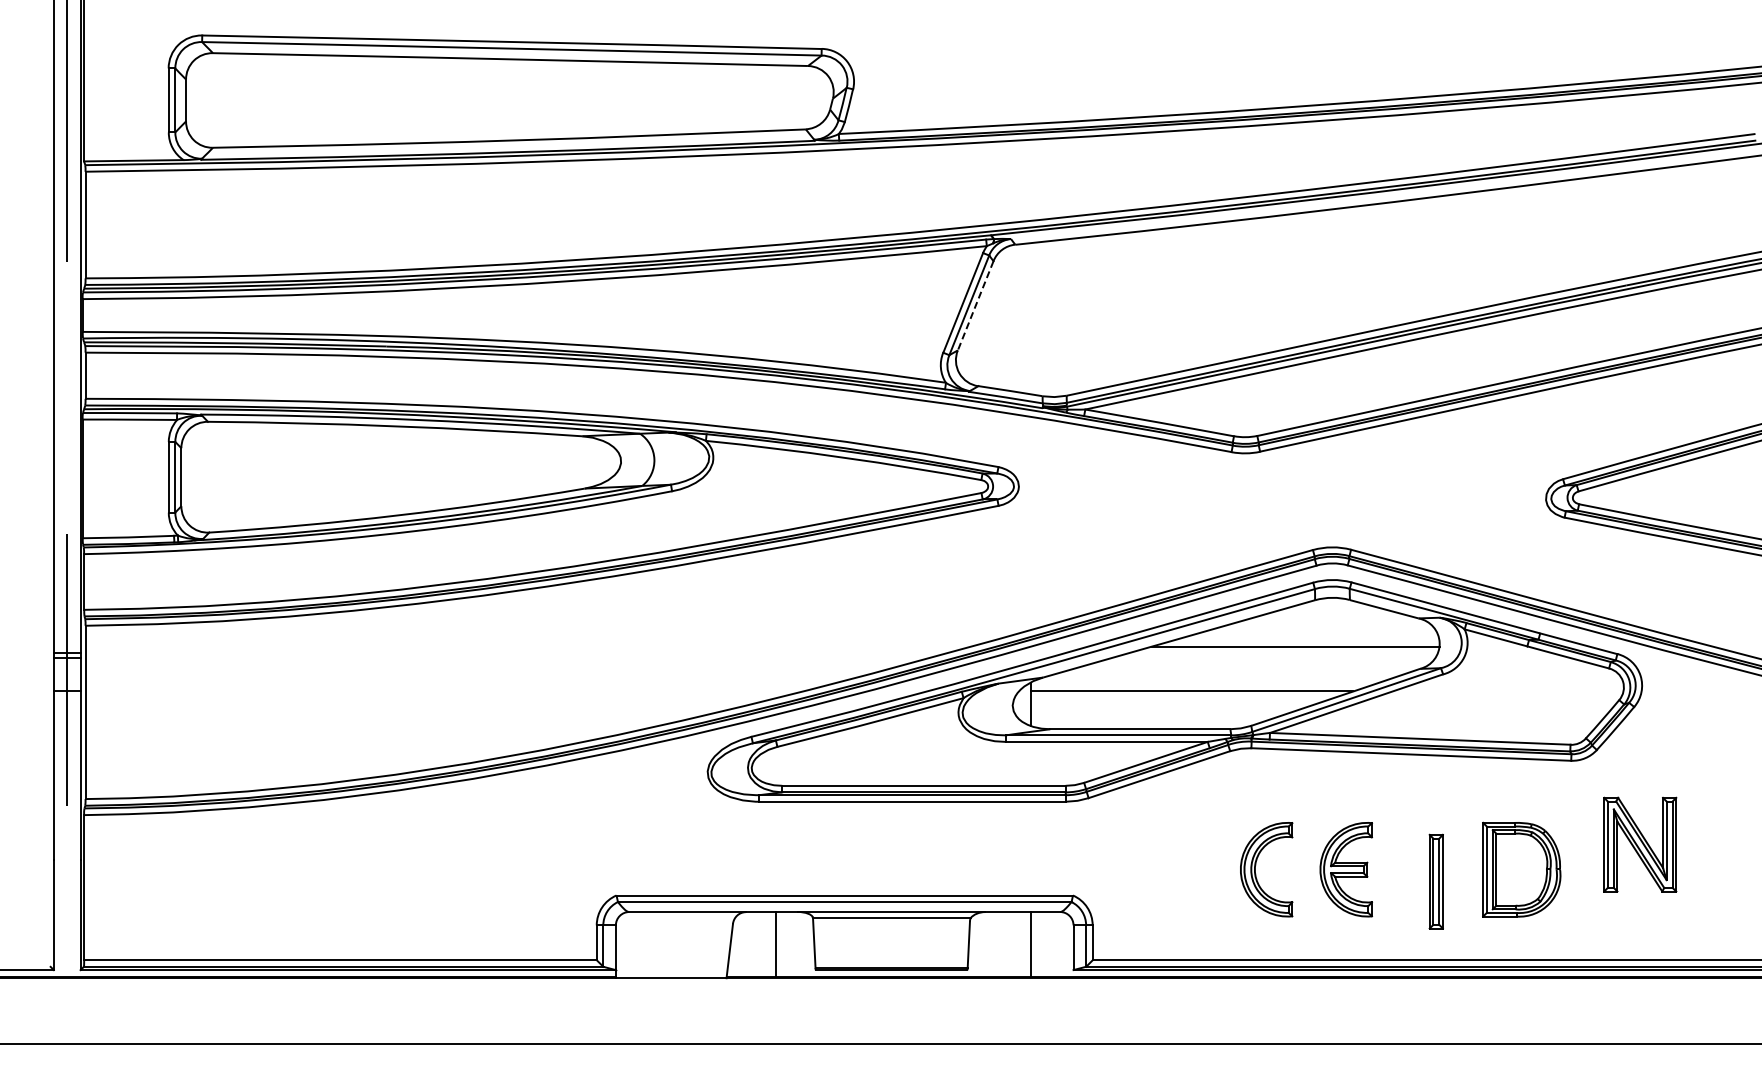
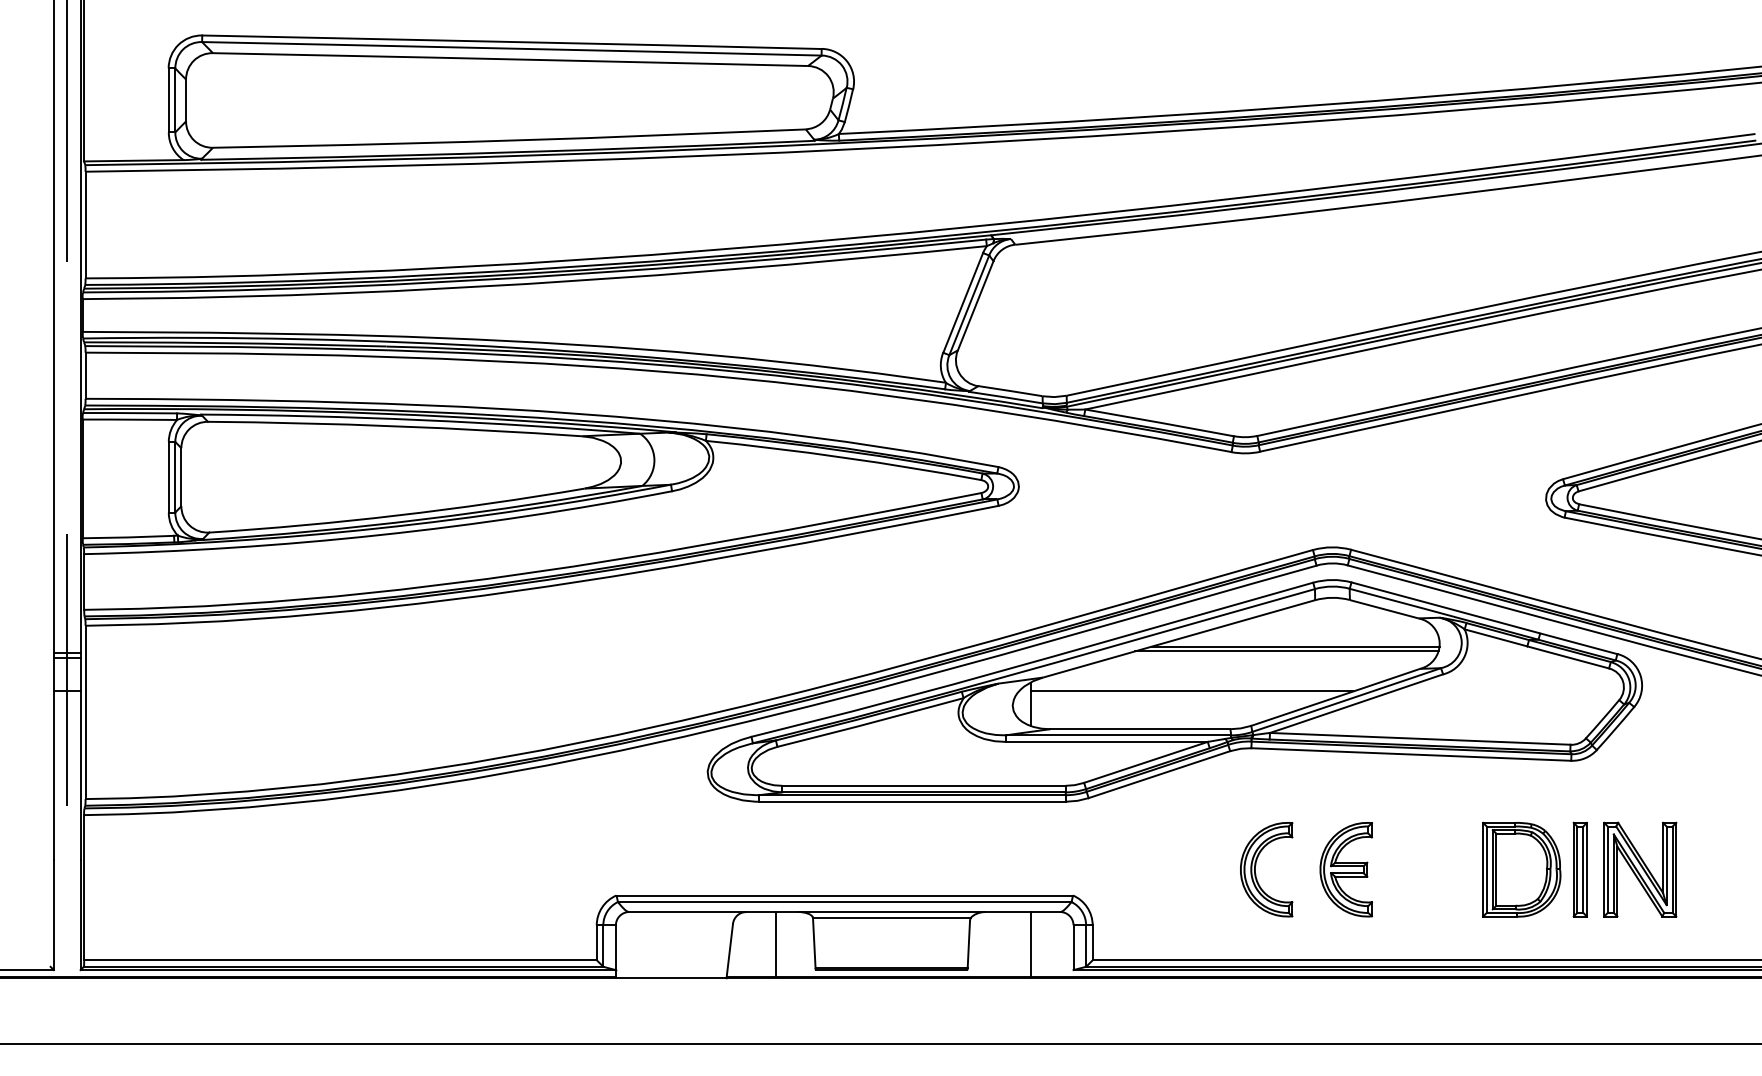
line: dashed -> solid (975, 305)
line: none -> present (1286, 651)
part position: (1640, 844) -> (1640, 869) (1640, 869)
part position: (1435, 881) -> (1579, 869) (1579, 869)
